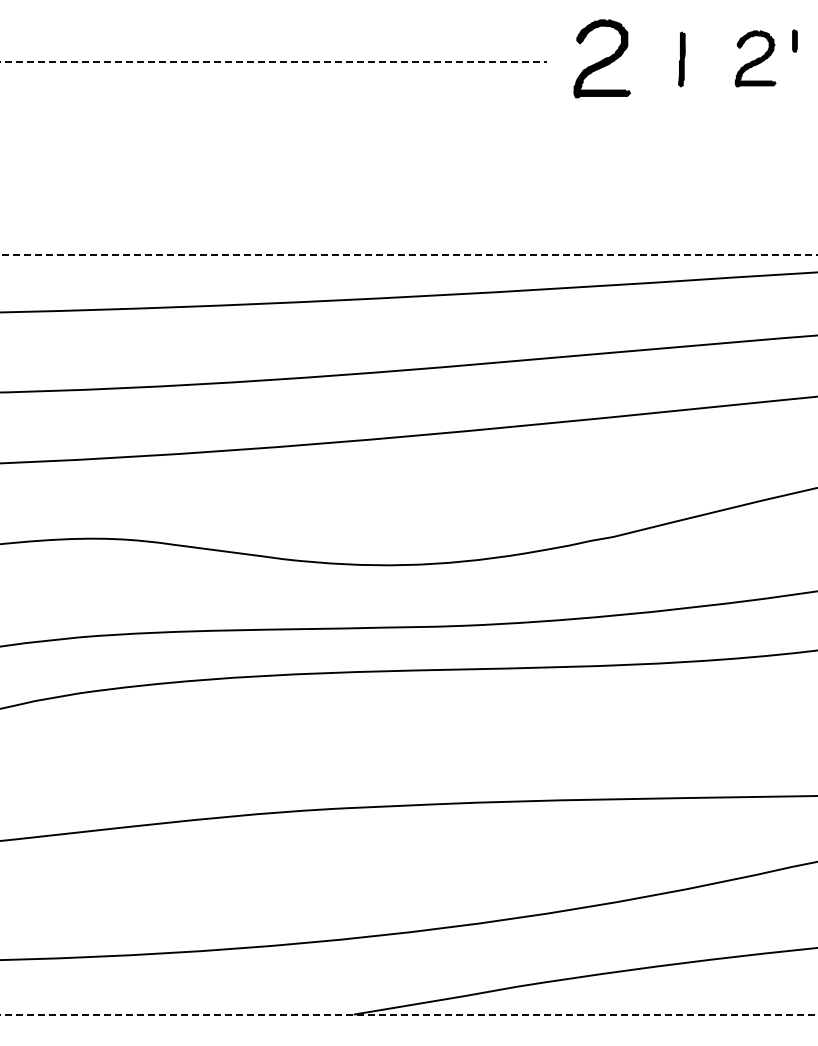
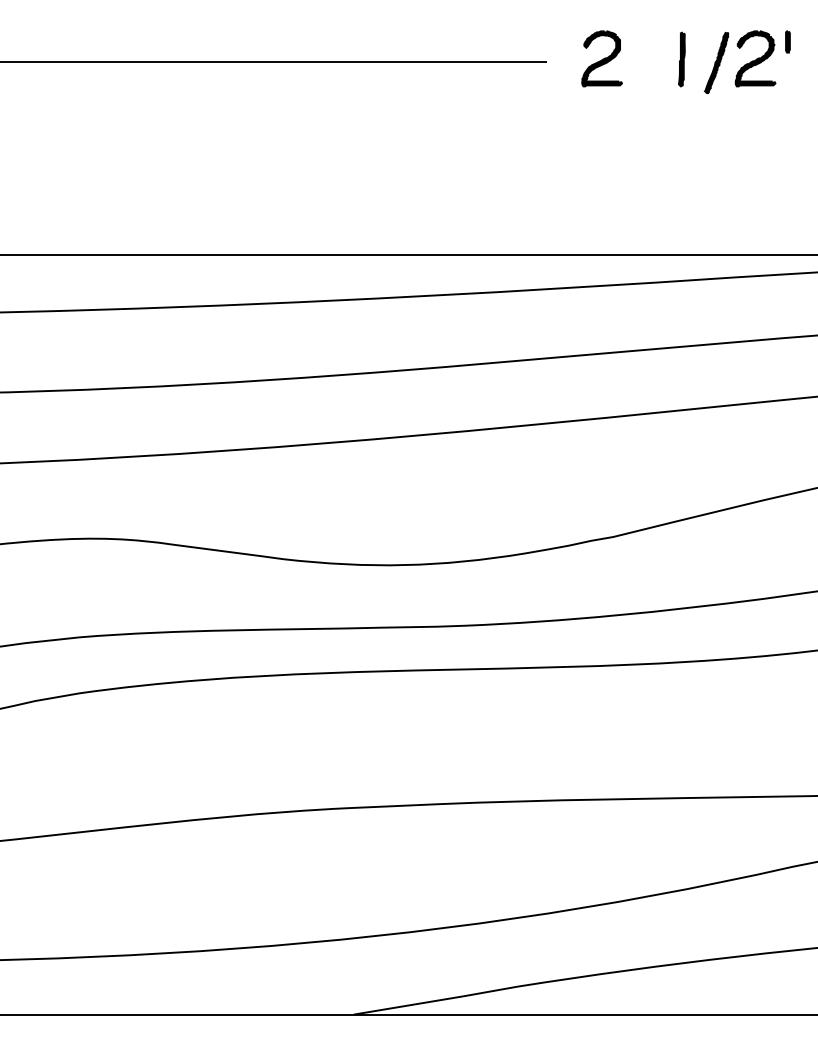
part position: (794, 40) -> (787, 41) (787, 41)
part size: 58x80 px -> 42x58 px (601, 58)
line: dashed -> solid (274, 62)
part: none -> present (716, 62)
line: dashed -> solid (409, 255)
line: dashed -> solid (409, 1014)
